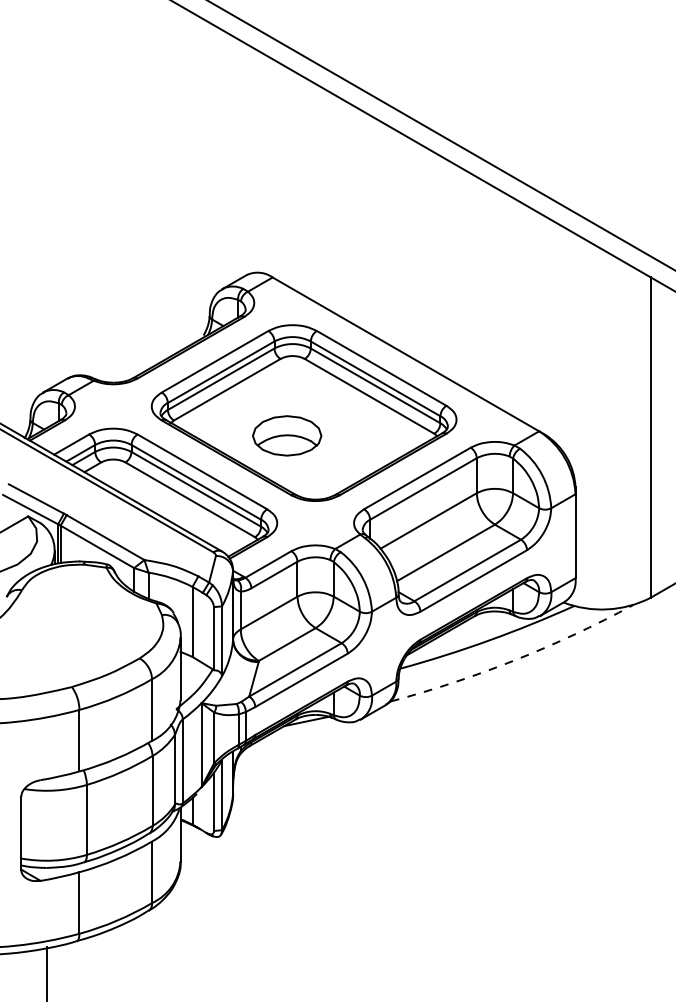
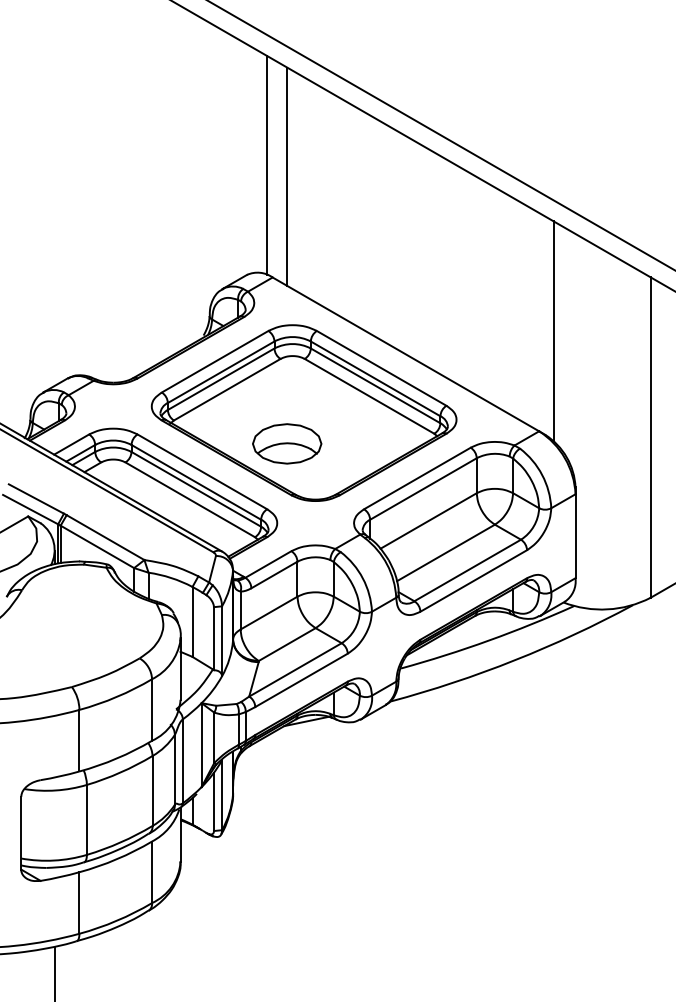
line: none -> present (267, 164)
line: none -> present (287, 176)
line: none -> present (553, 331)
part position: (287, 435) -> (287, 443) (287, 443)
arc: dashed -> solid (514, 660)
line position: (46, 972) -> (54, 972) (54, 972)
